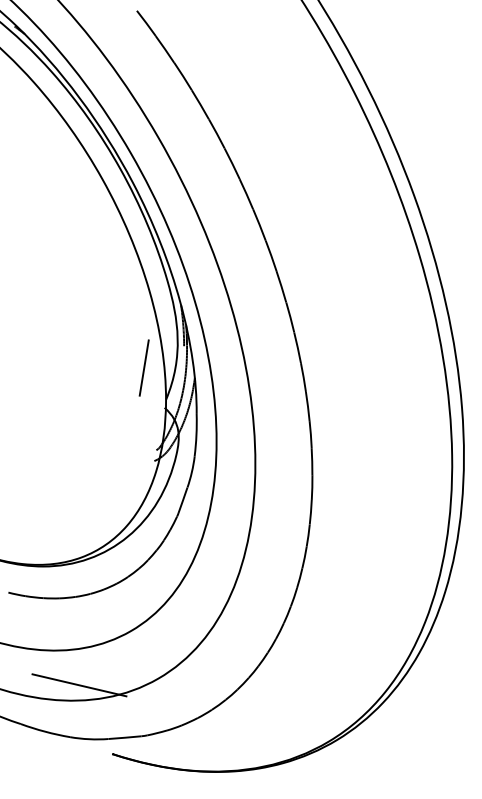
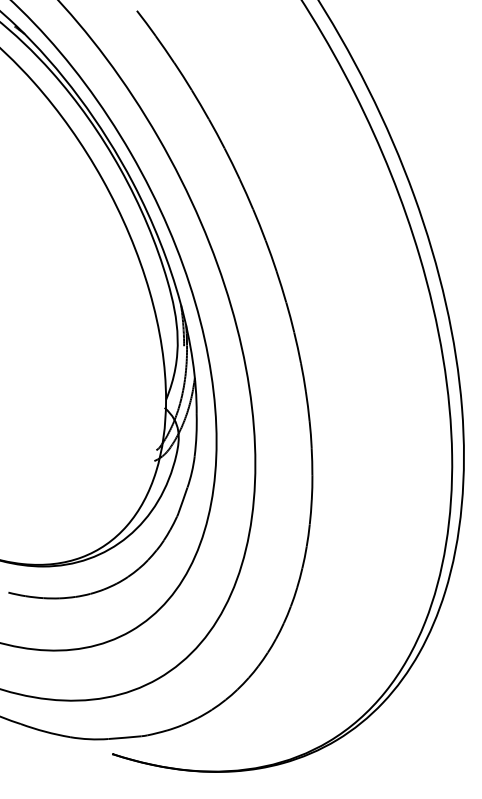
line: present -> none (143, 367)
line: present -> none (79, 685)
